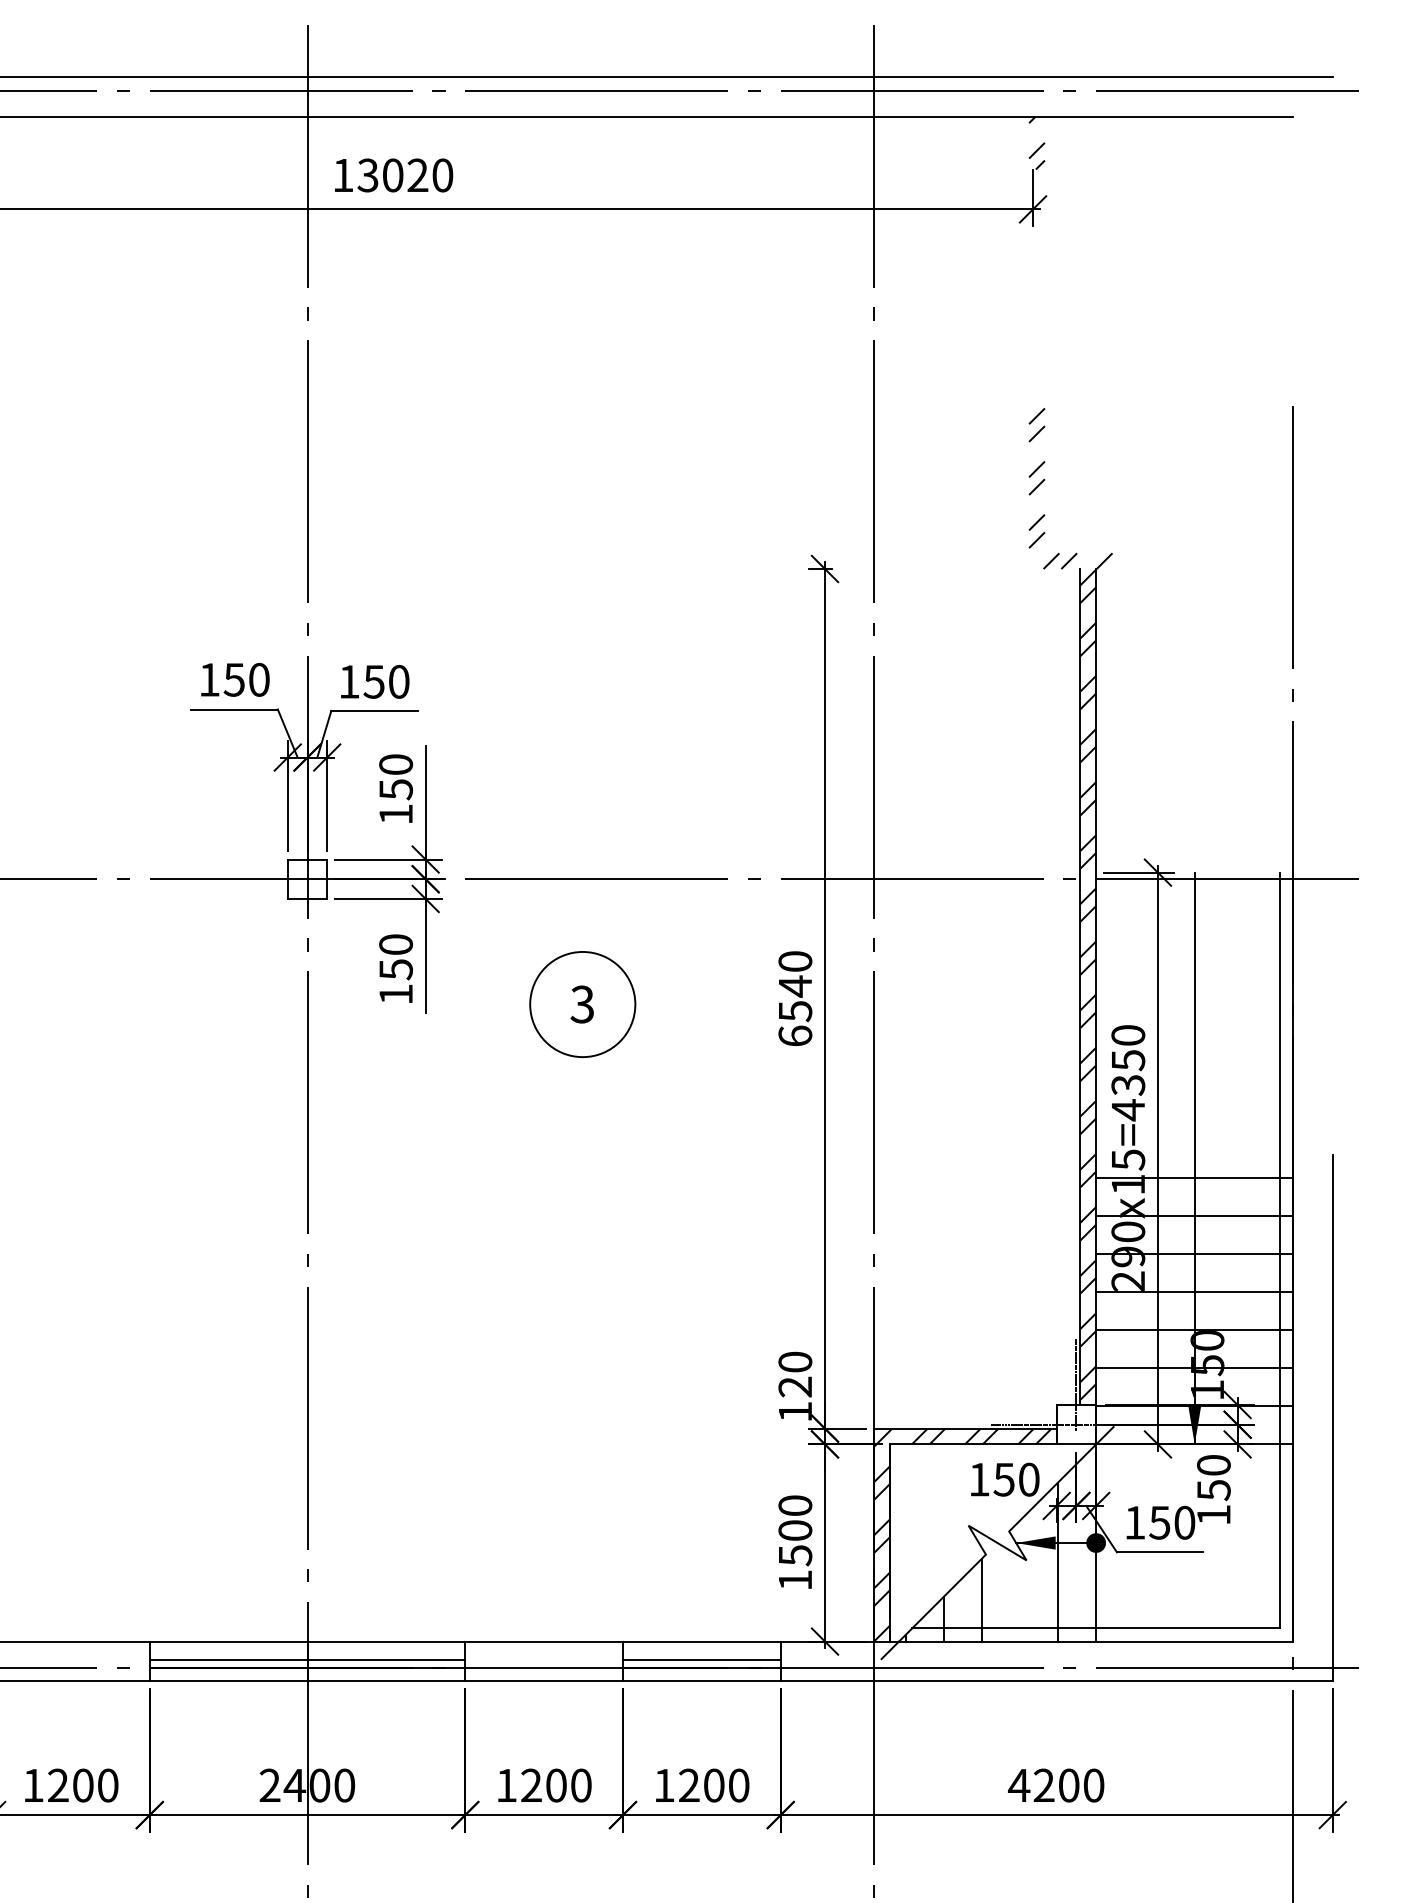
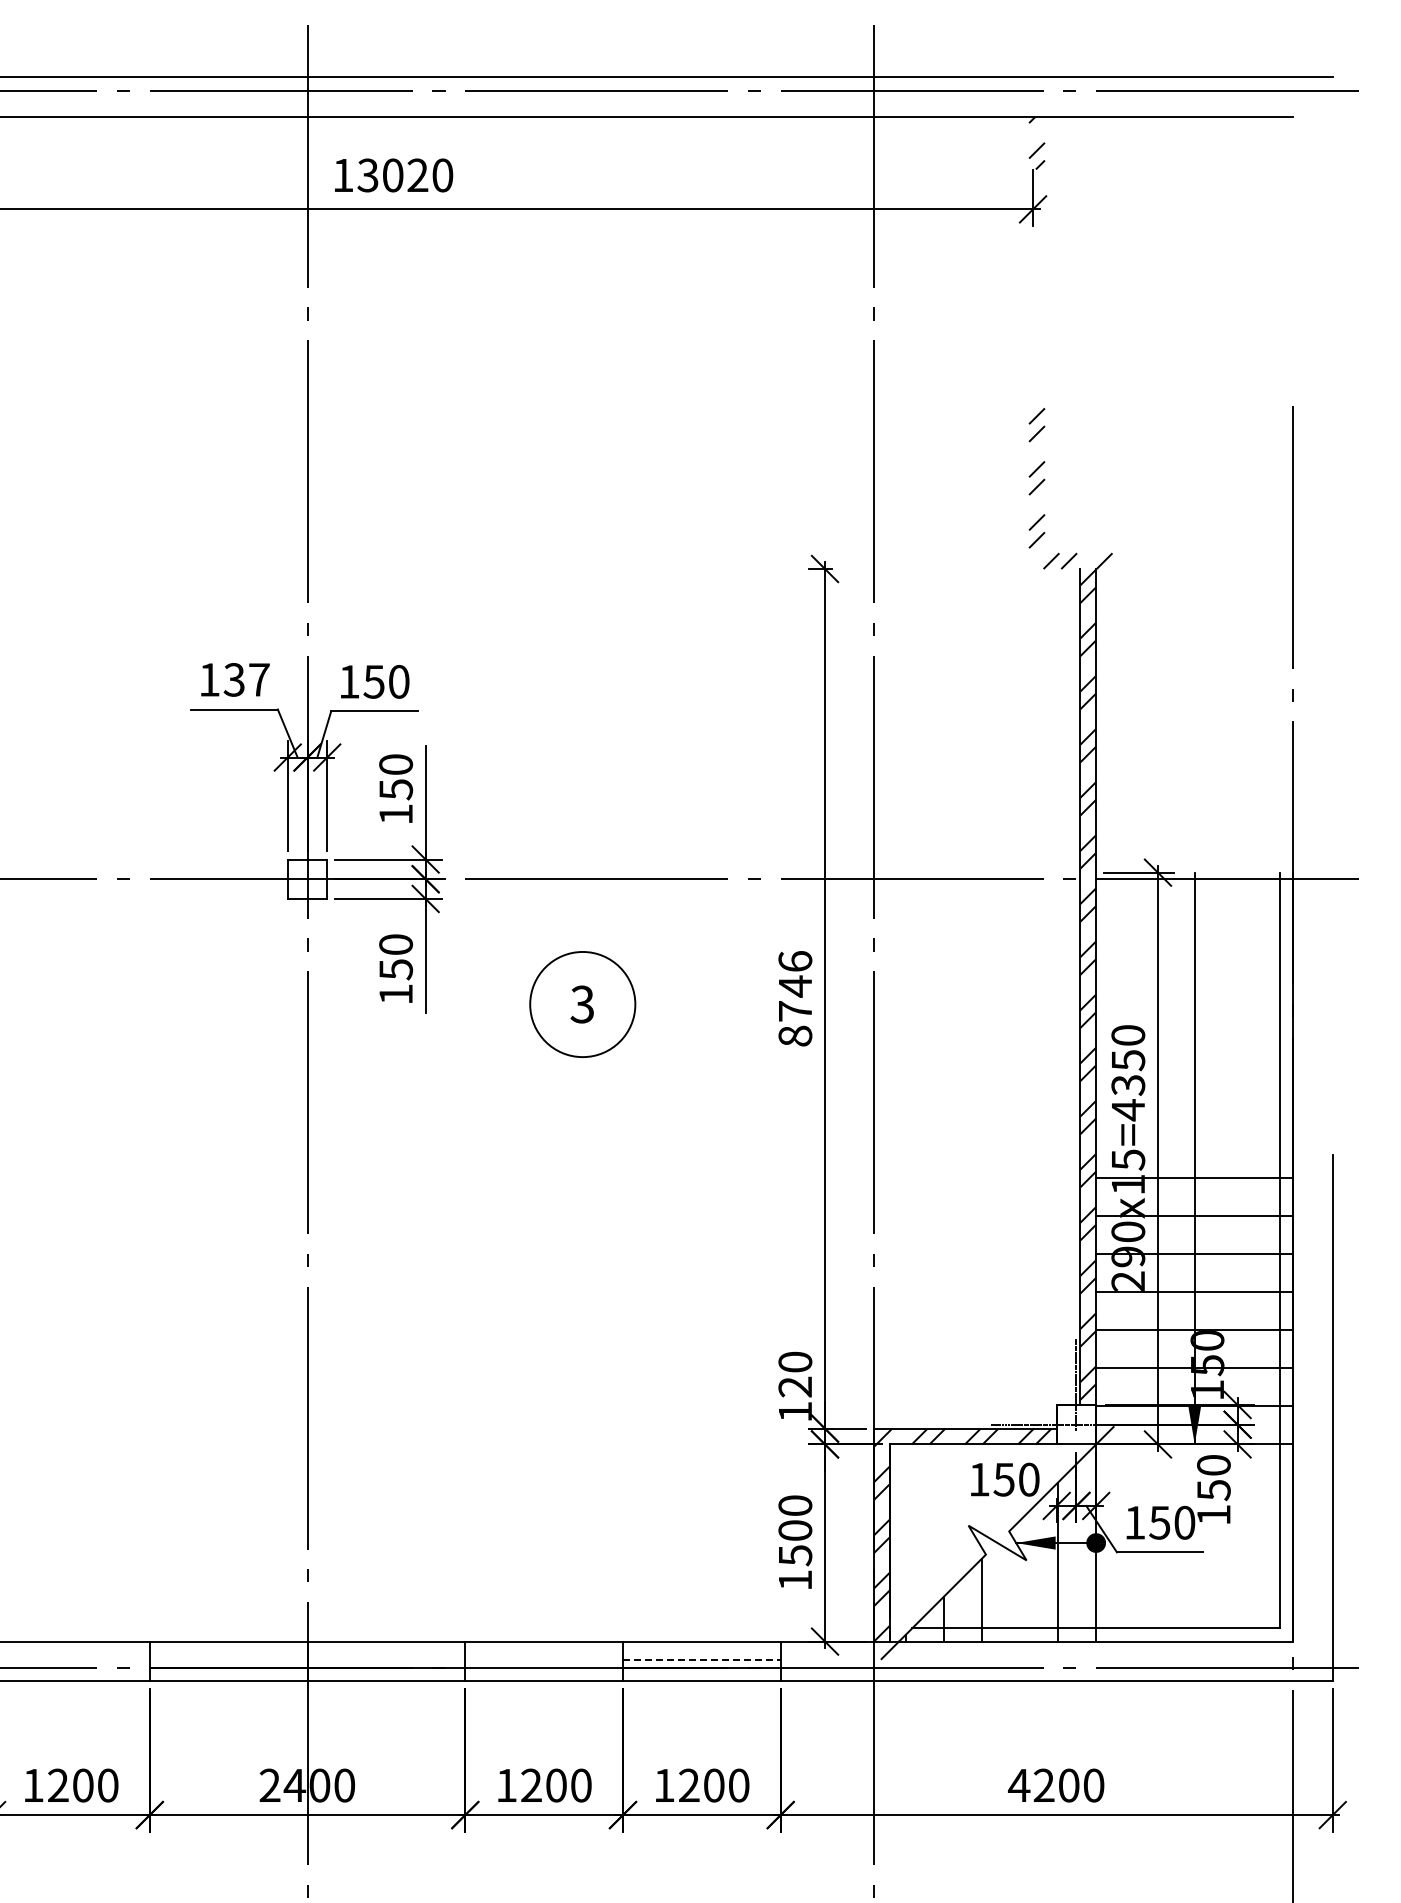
text: 150 -> 137 (246, 679)
text: 6540 -> 8746 (795, 998)
line: present -> none (307, 1660)
line: solid -> dashed (701, 1660)
